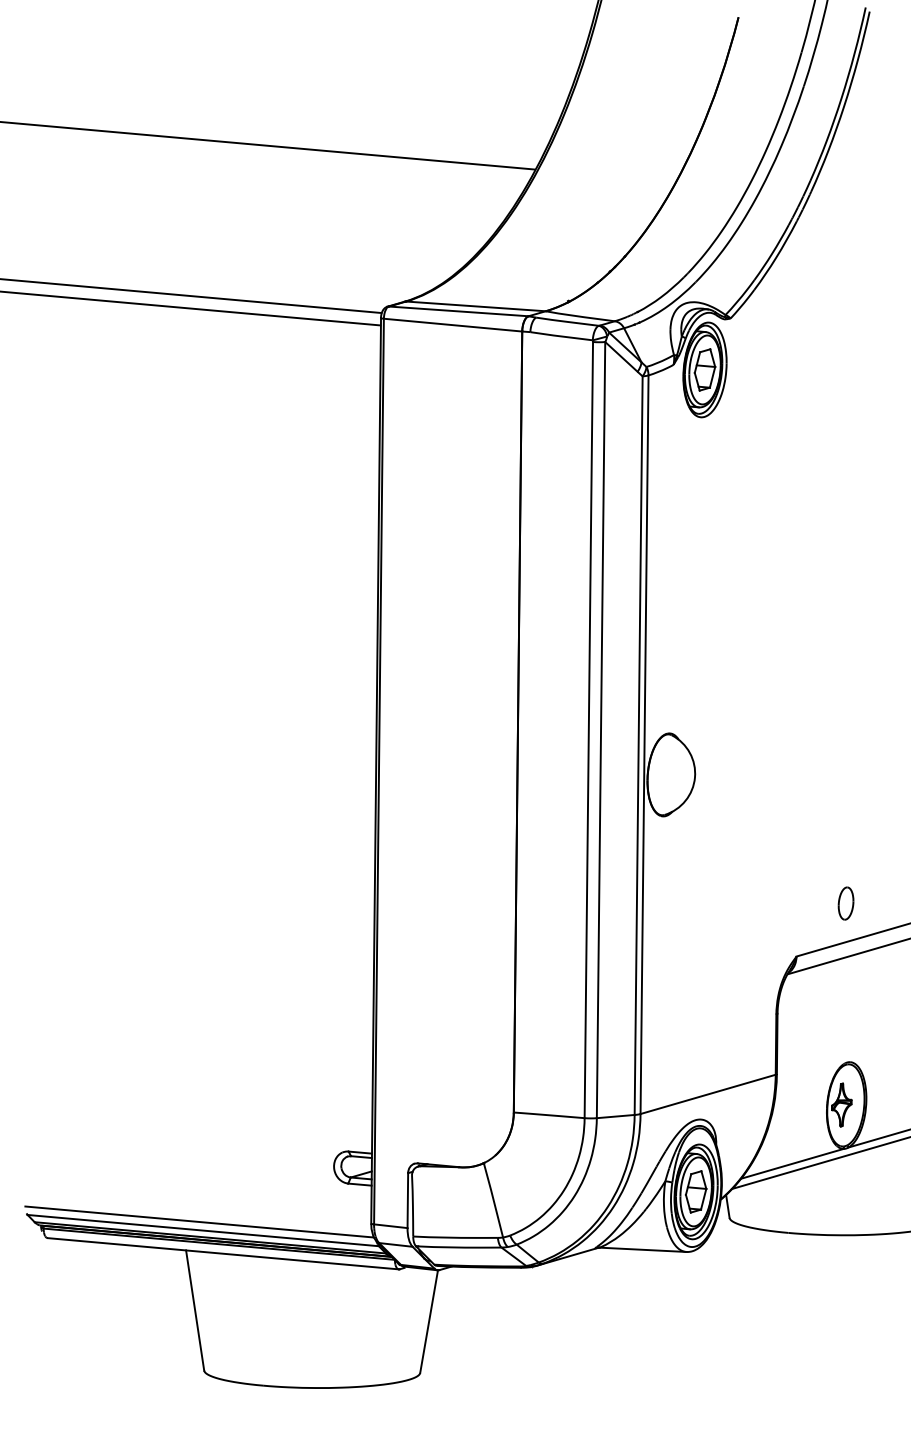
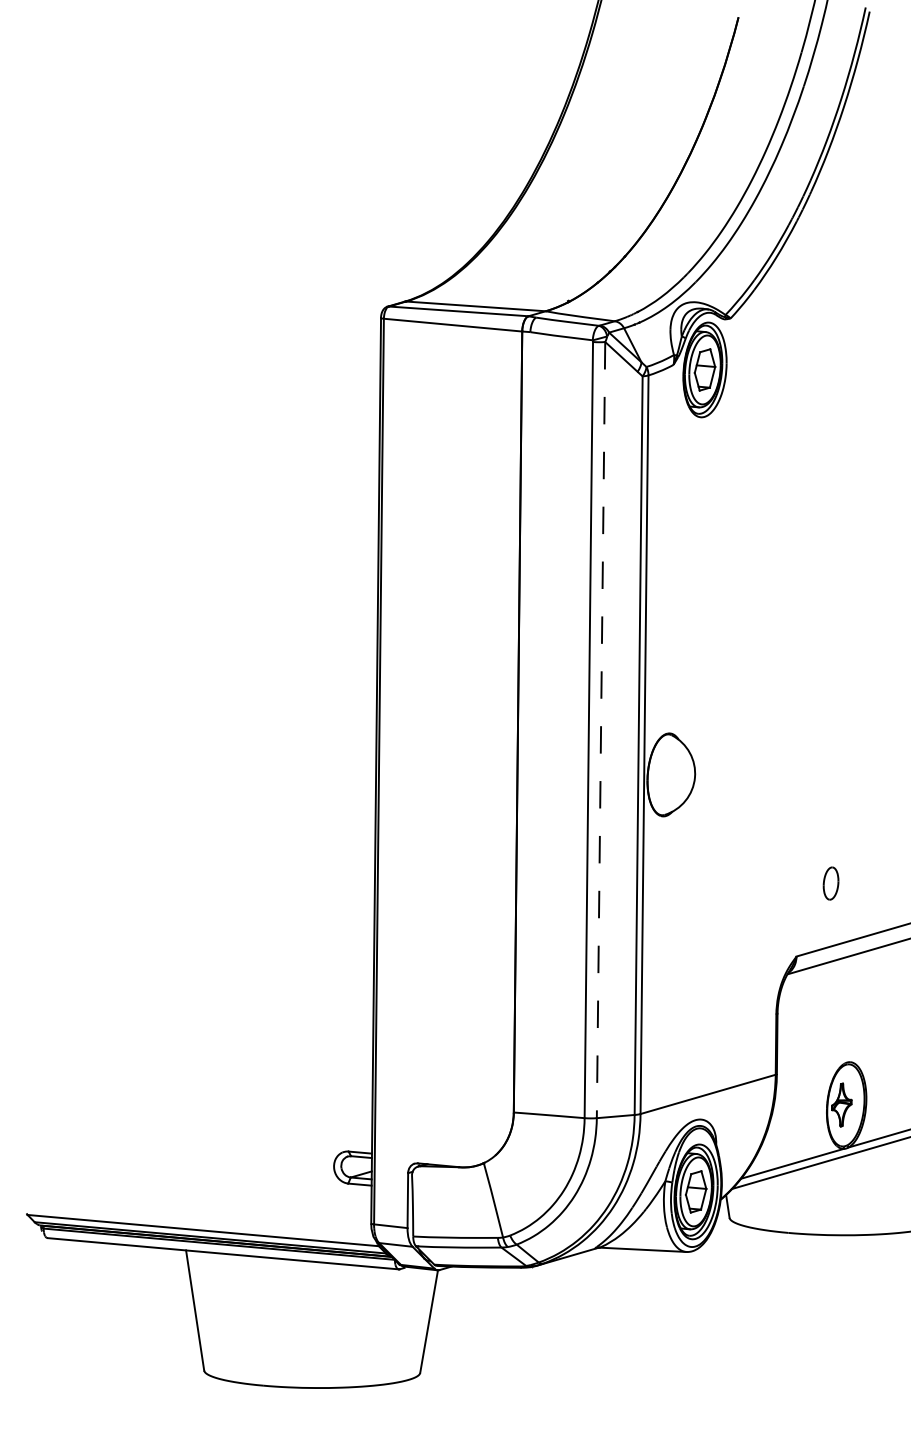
line: present -> none (268, 145)
line: present -> none (191, 296)
line: present -> none (191, 308)
line: solid -> dashed (601, 730)
part position: (845, 903) -> (830, 883) (830, 883)
line: present -> none (199, 1221)
